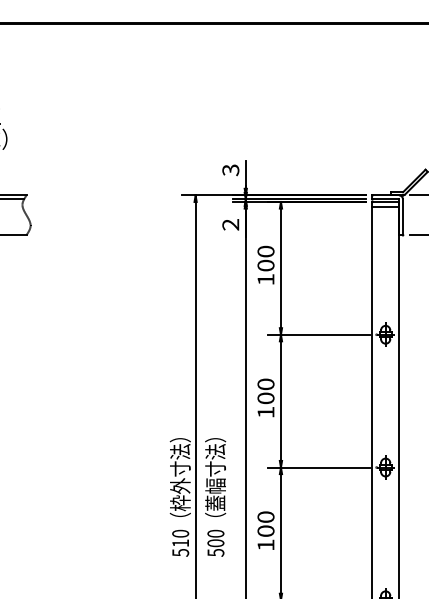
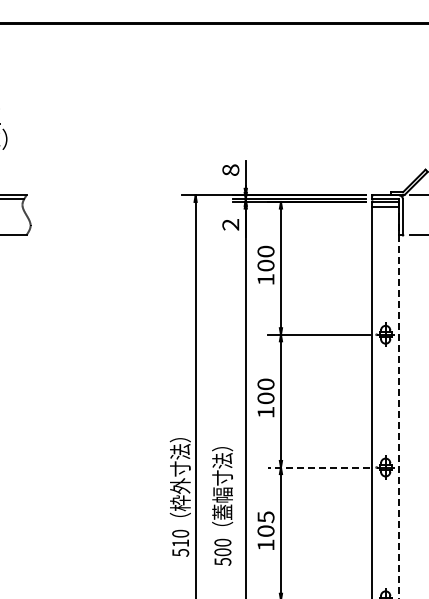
text: 3 -> 8 (230, 170)
line: solid -> dashed (398, 400)
line: solid -> dashed (318, 467)
text position: (215, 497) -> (222, 506) (222, 506)
text: 100 -> 105 (265, 517)
